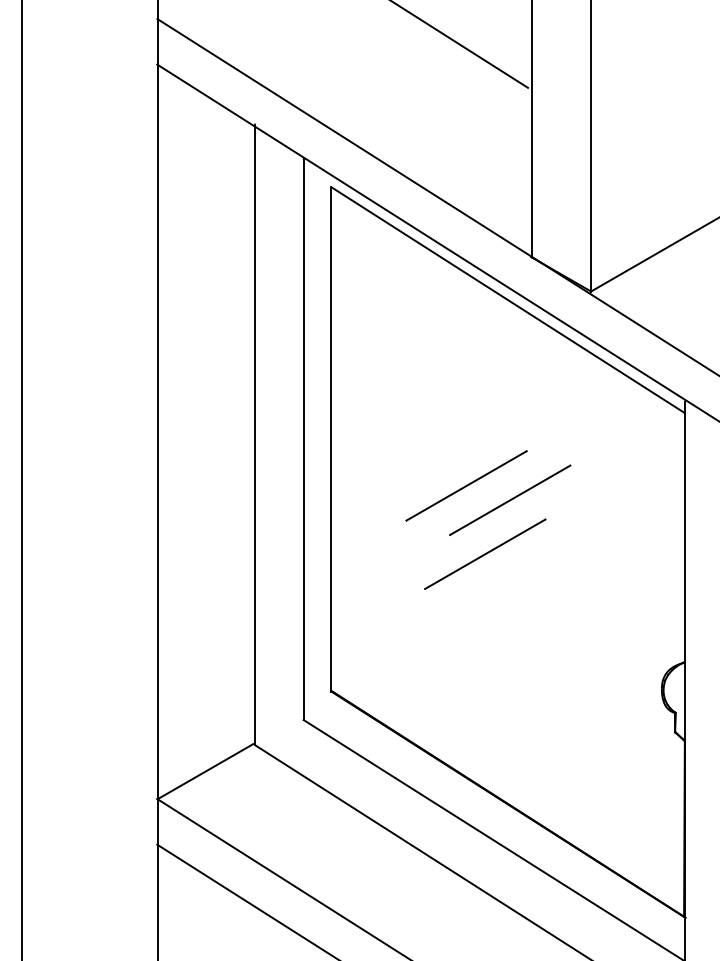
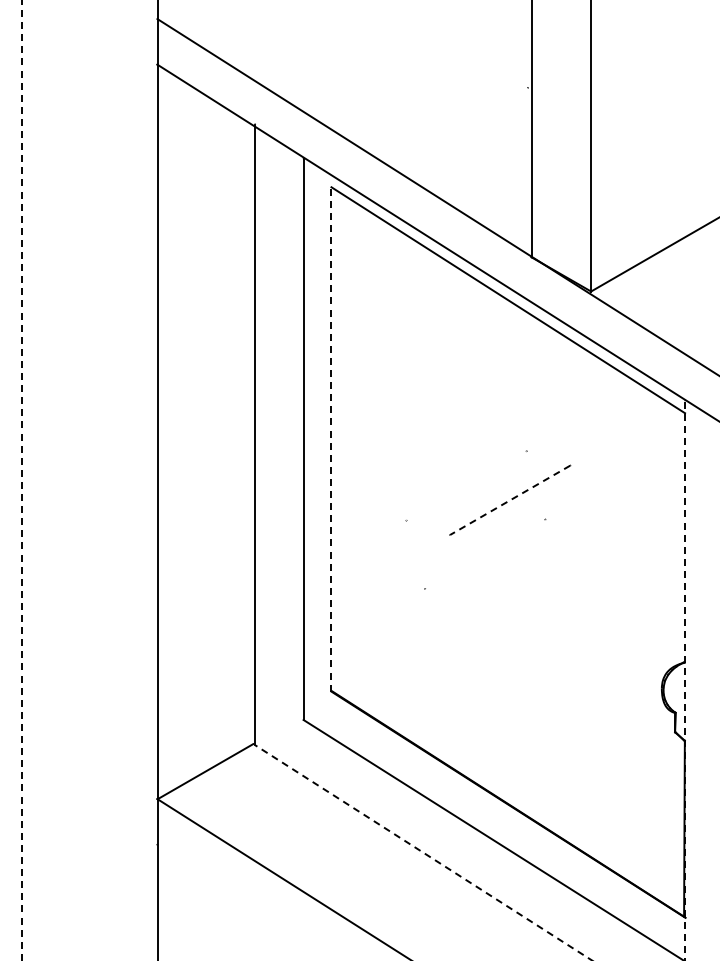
line: present -> none (460, 44)
line: solid -> dashed (331, 438)
line: solid -> dashed (21, 480)
line: present -> none (466, 485)
line: solid -> dashed (509, 500)
line: present -> none (485, 553)
line: solid -> dashed (685, 681)
line: solid -> dashed (423, 852)
line: present -> none (246, 900)
